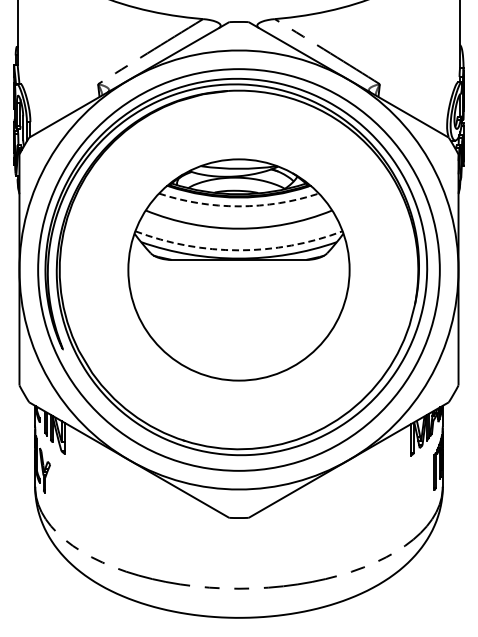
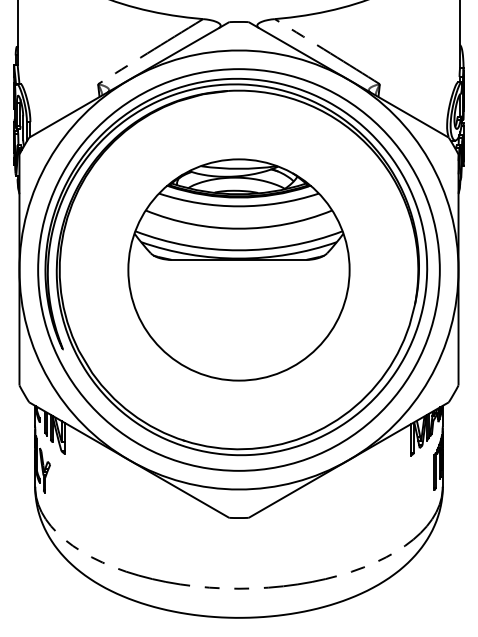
arc: dashed -> solid (239, 206)
arc: dashed -> solid (239, 250)
